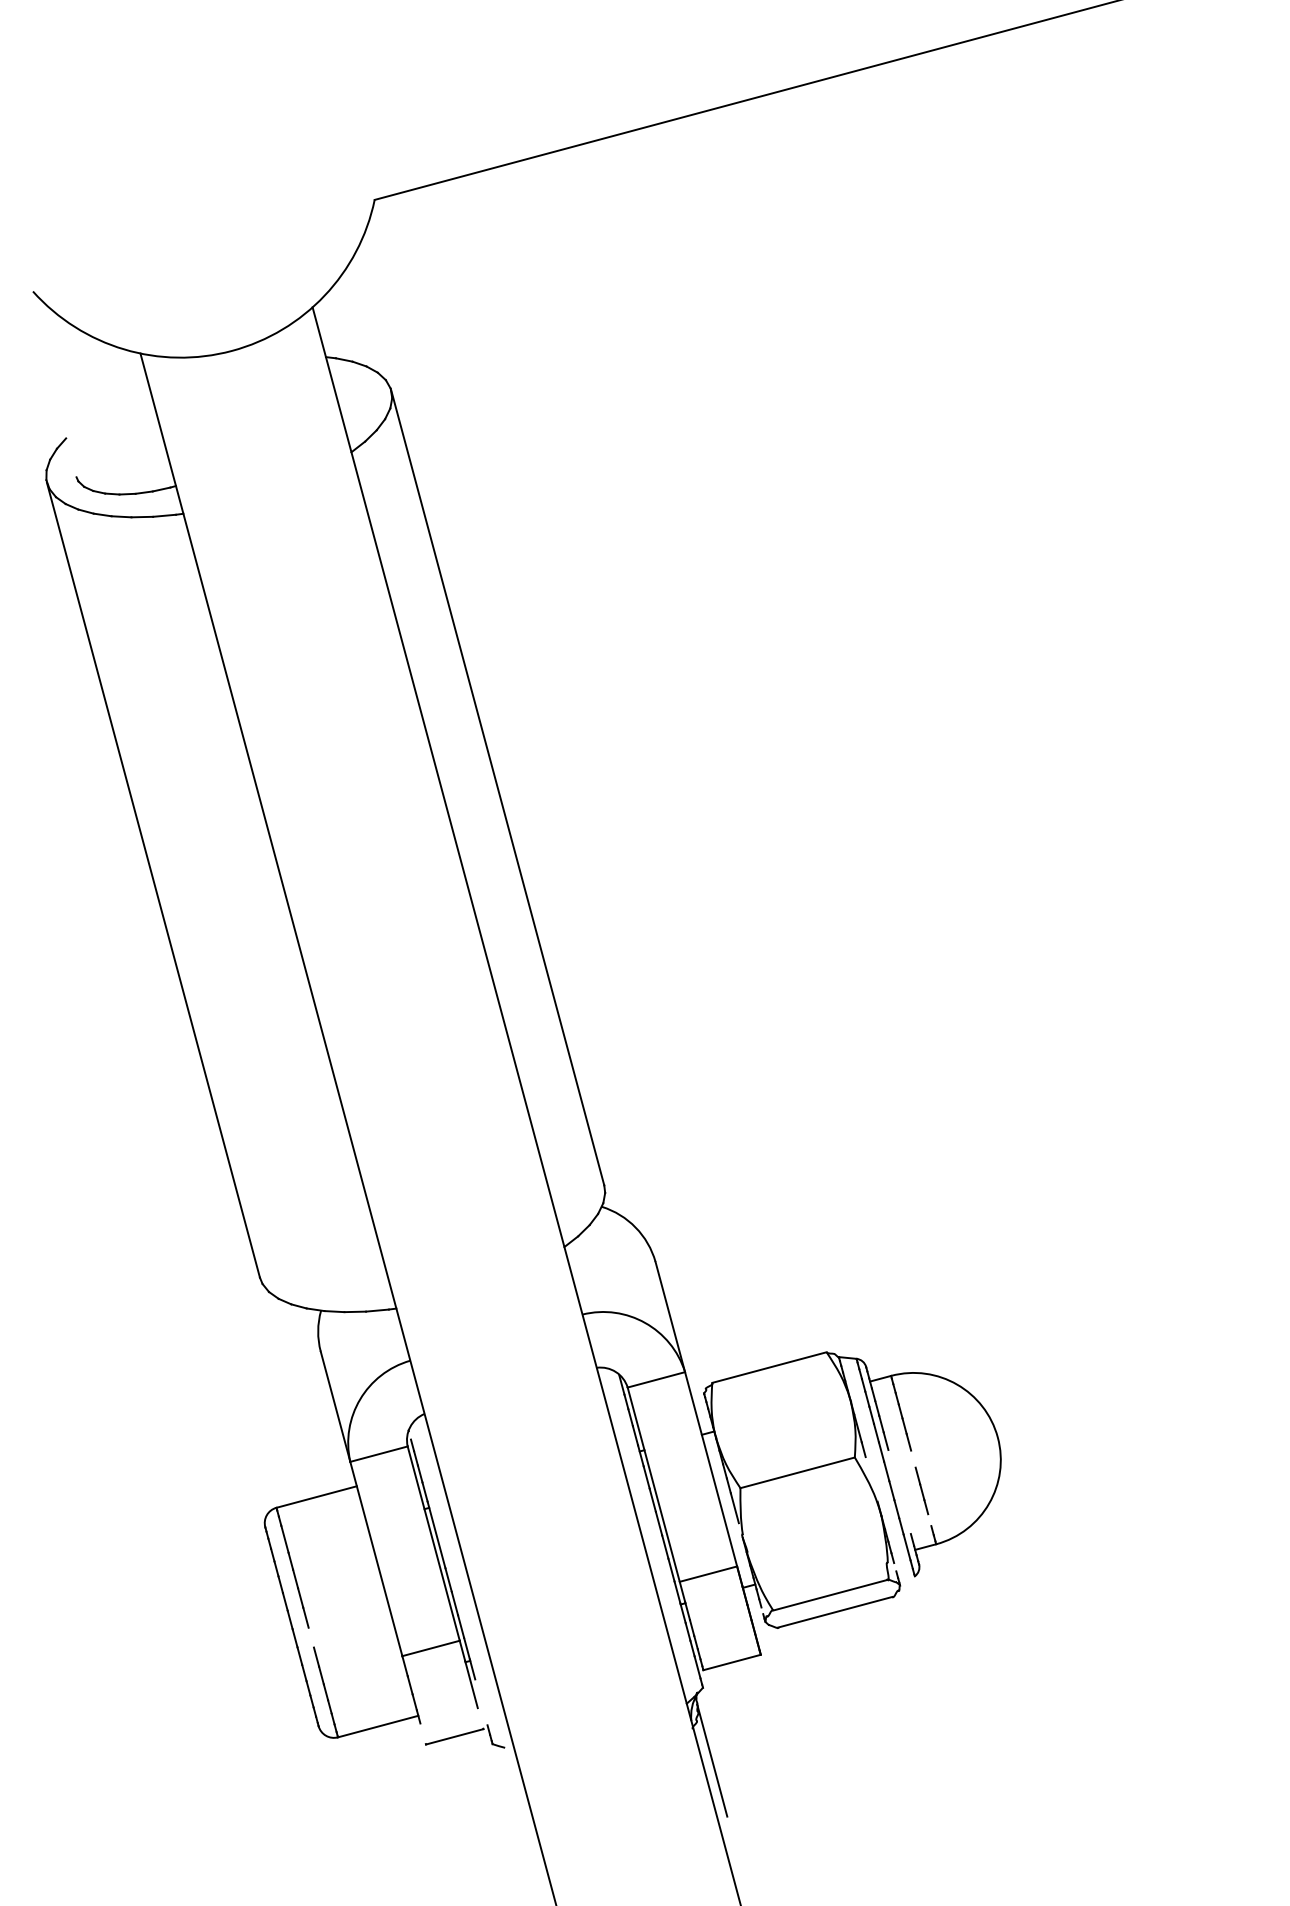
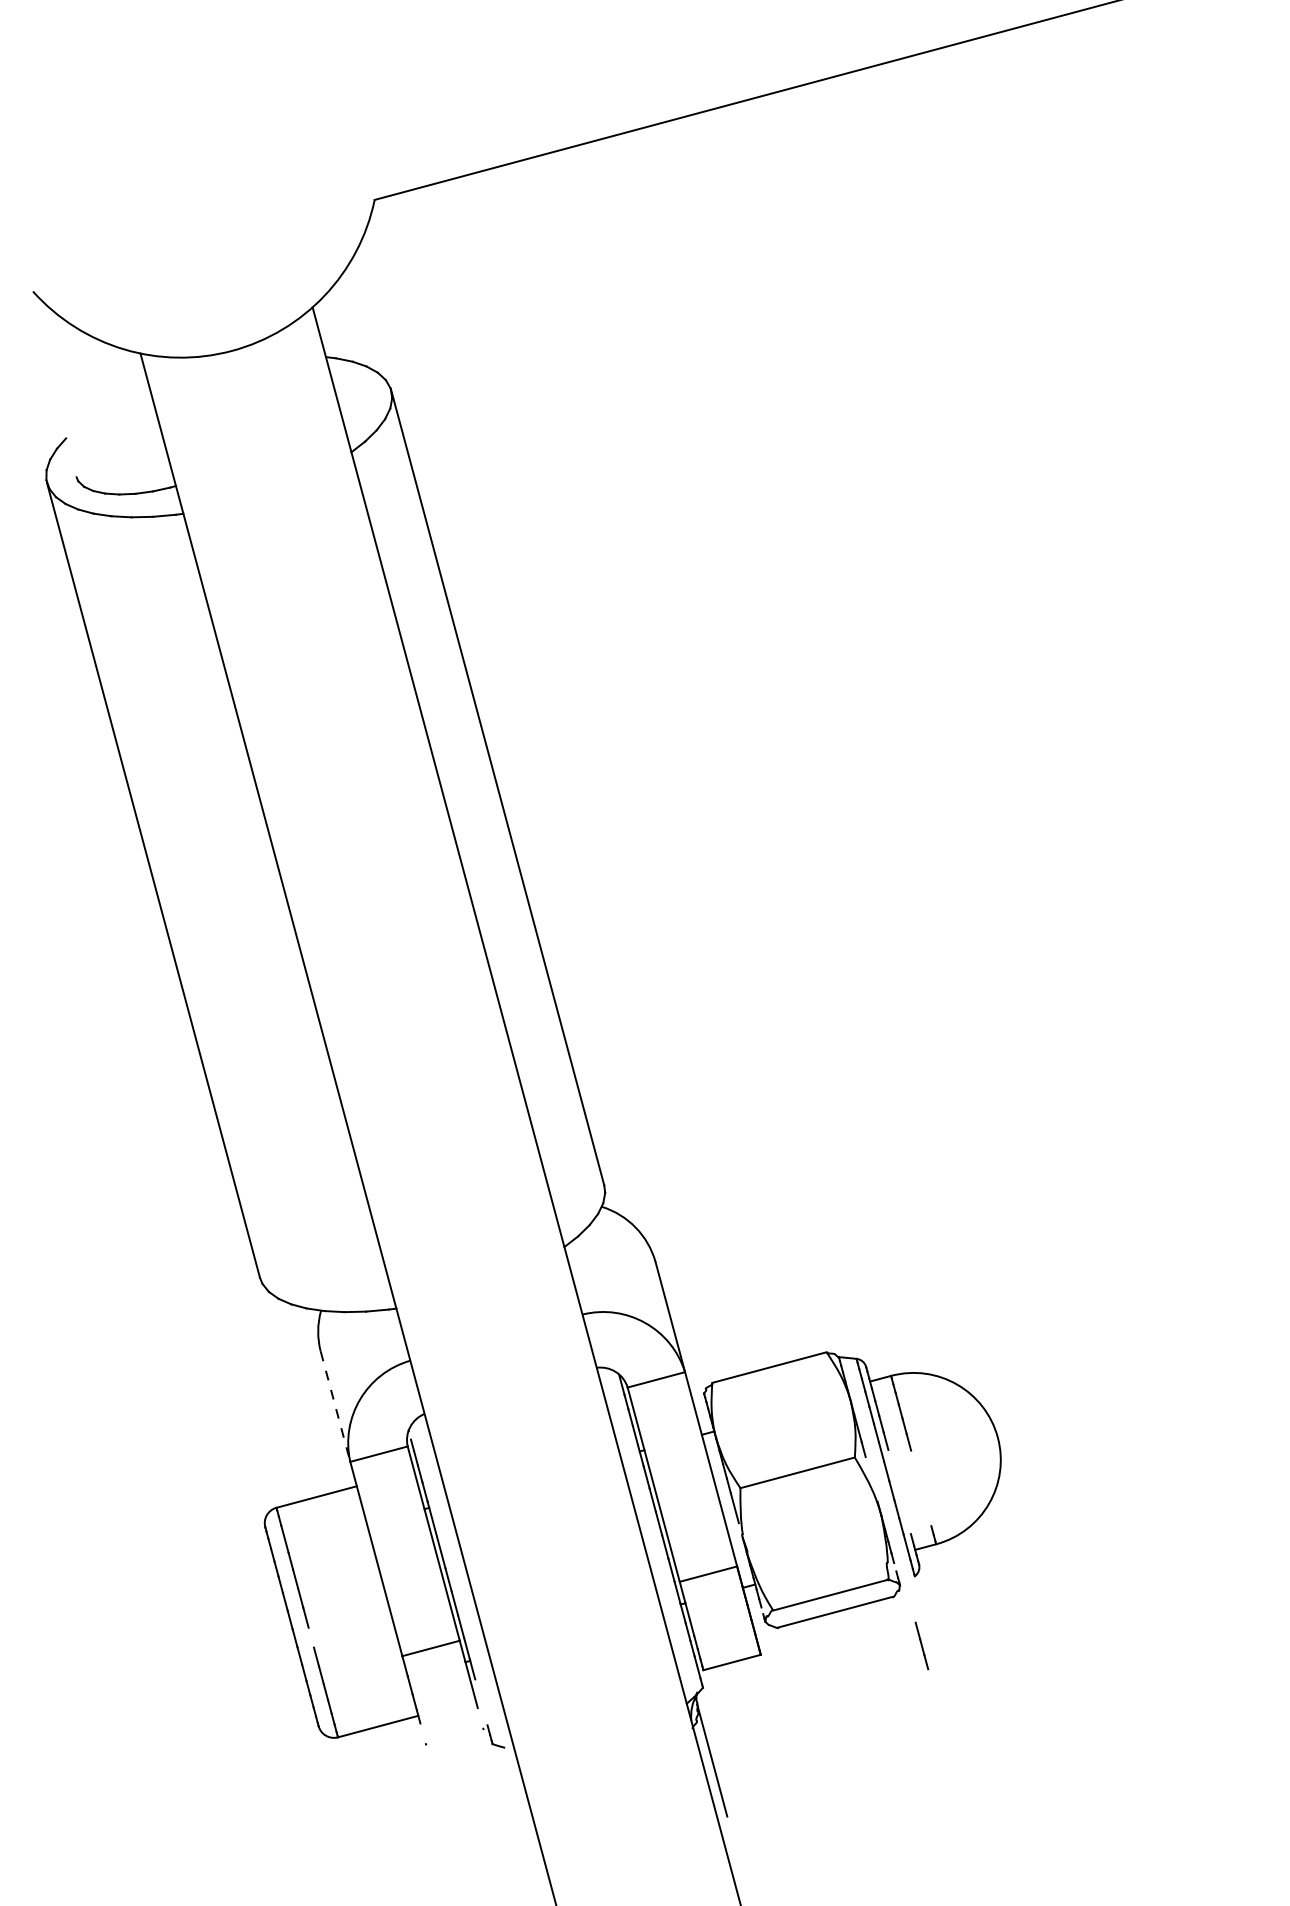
line: solid -> dashed (335, 1407)
line position: (921, 1490) -> (921, 1645) (921, 1645)
line: present -> none (454, 1736)
